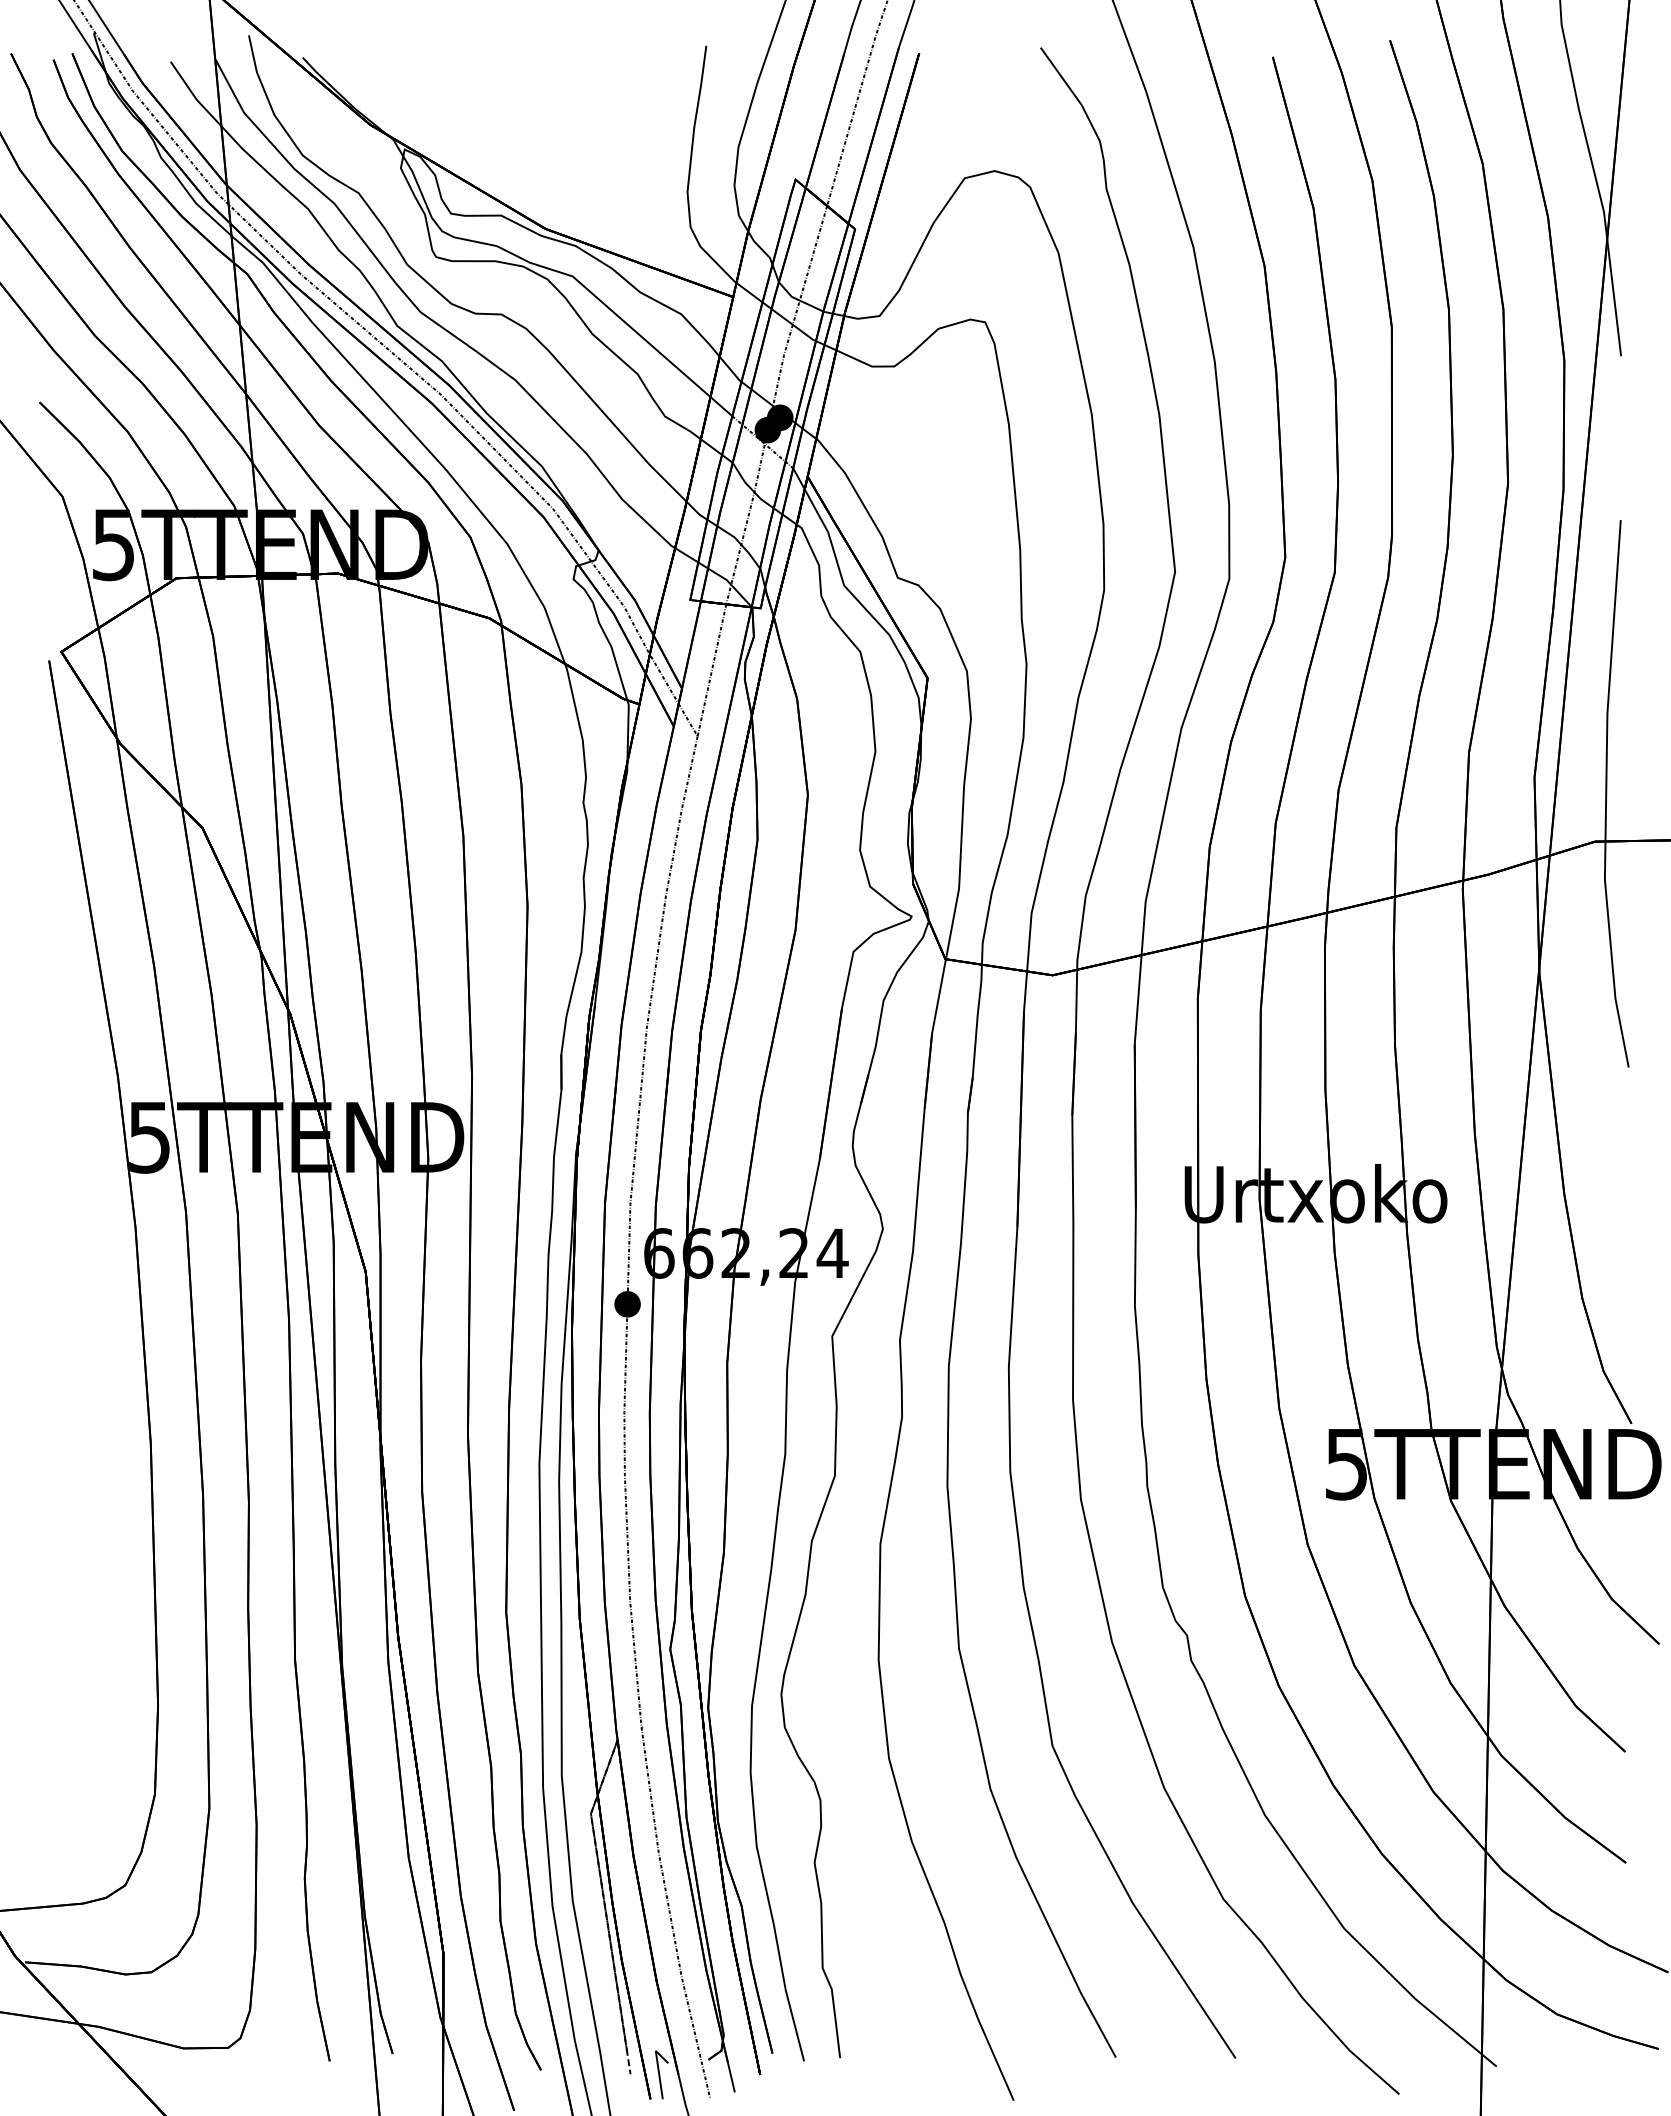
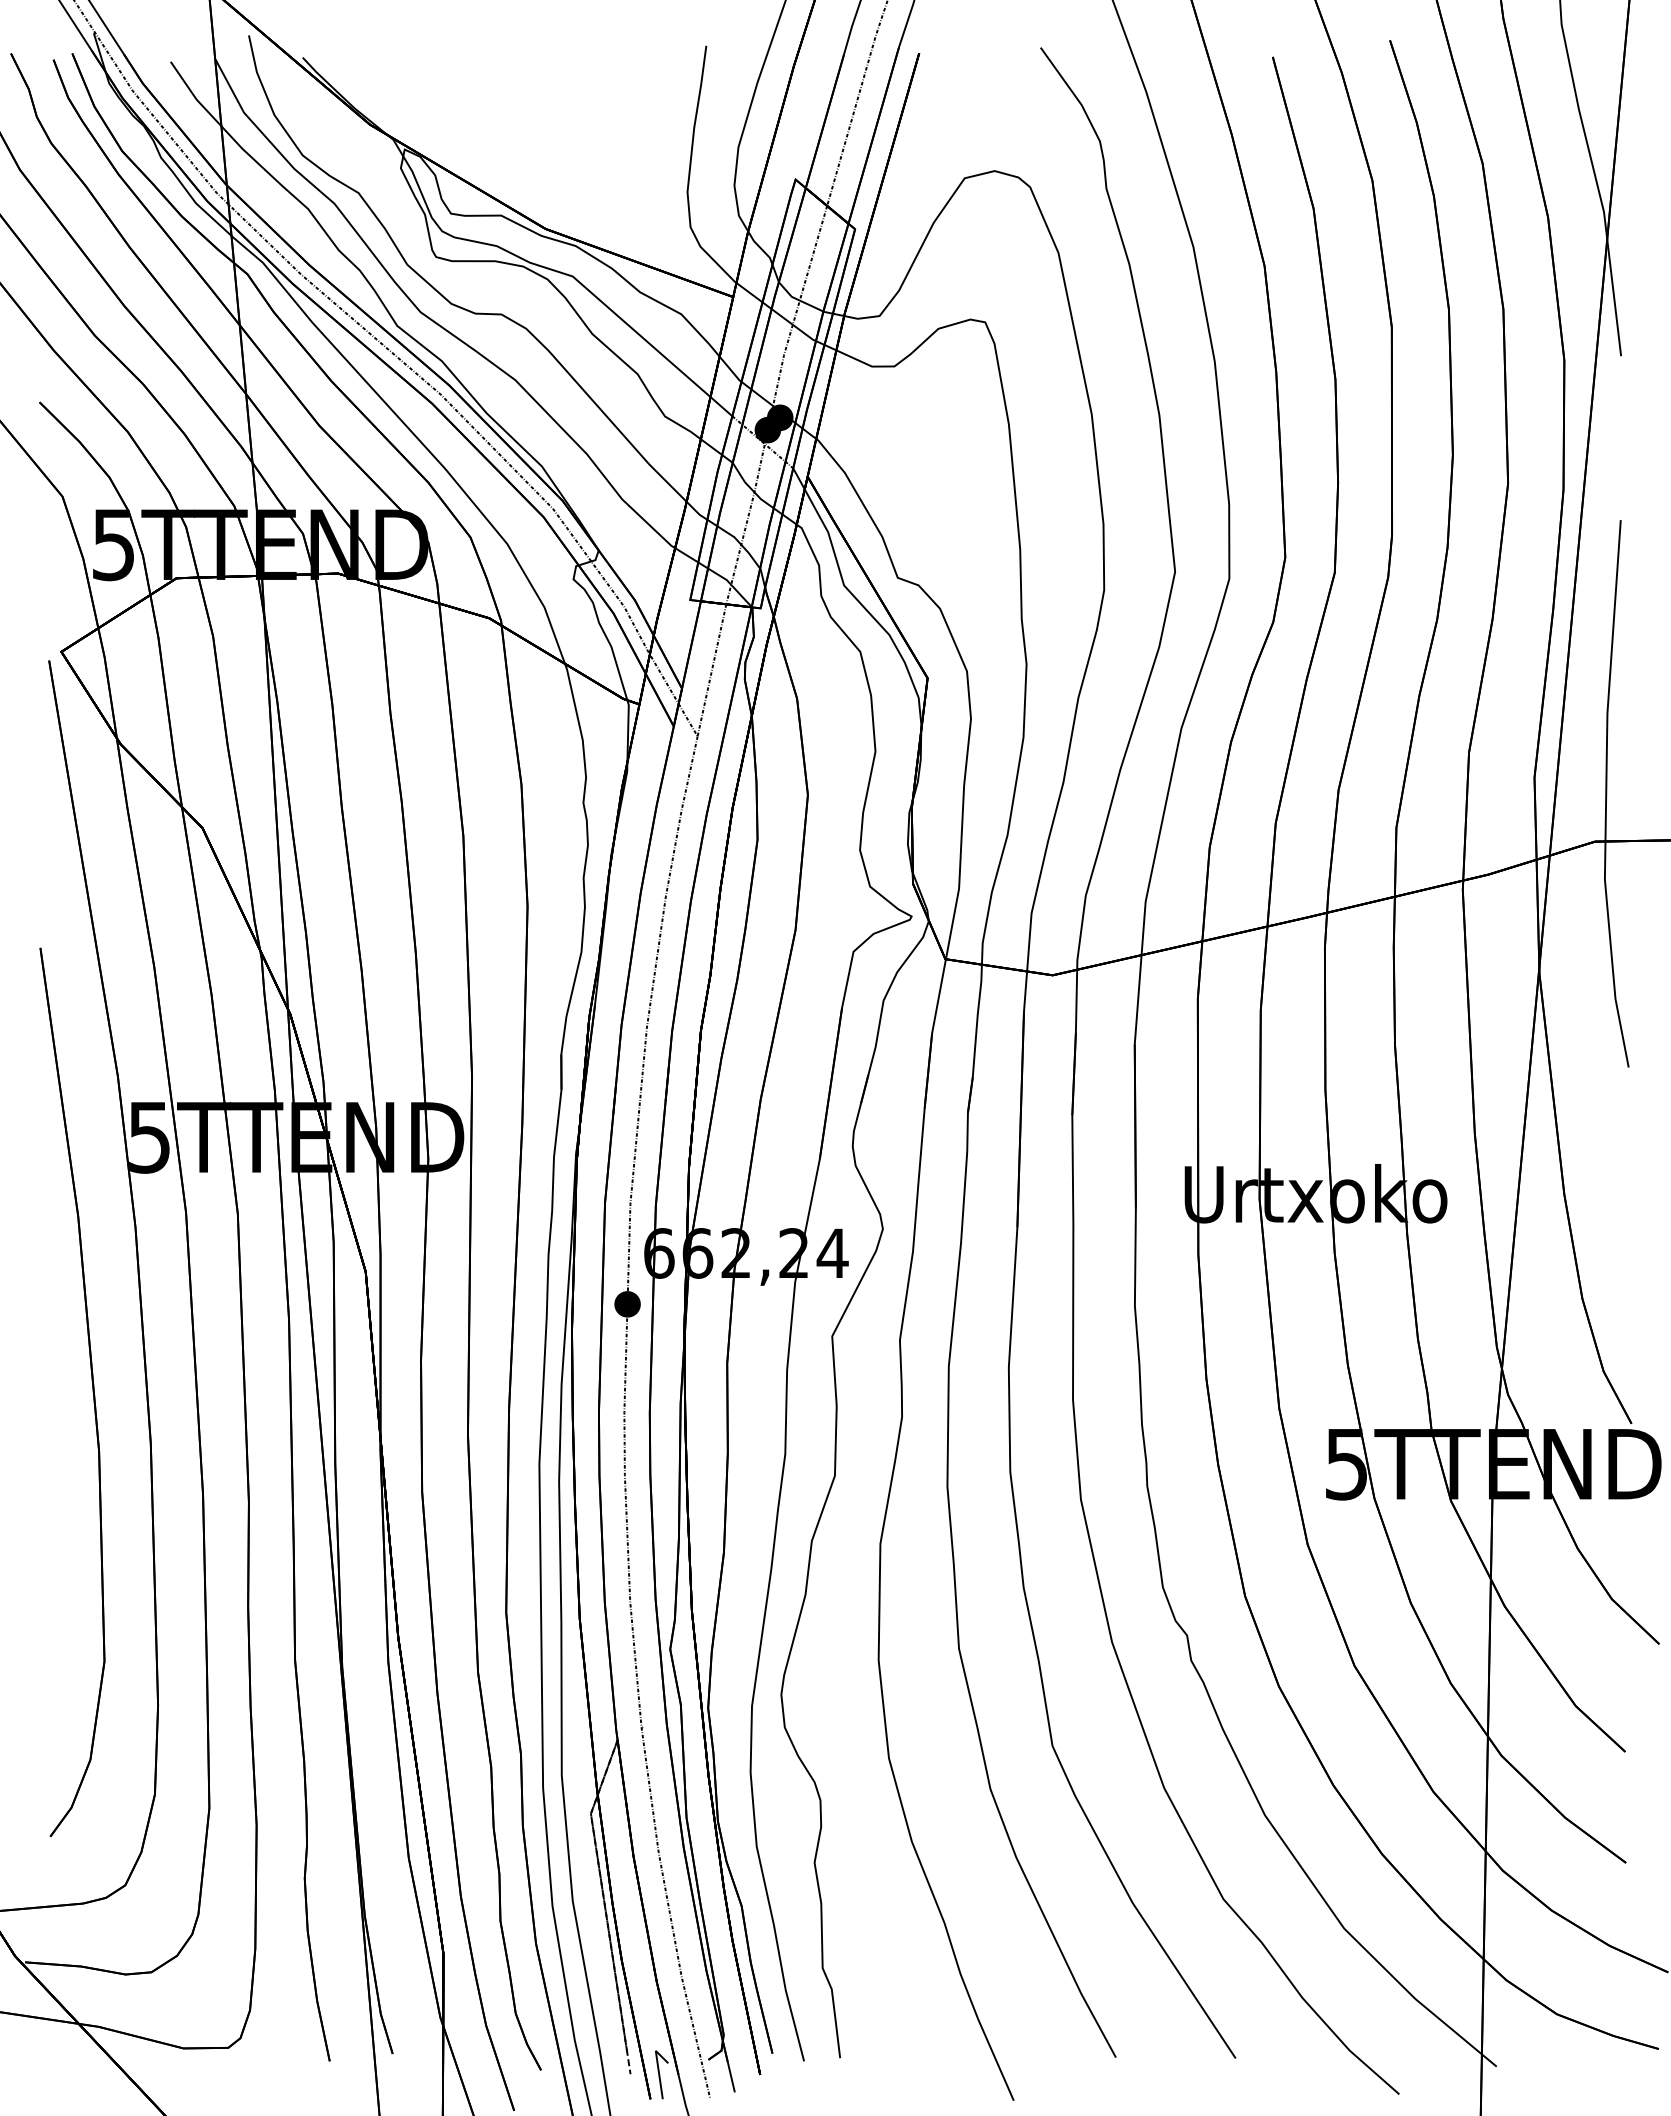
part: none -> present (92, 1392)
